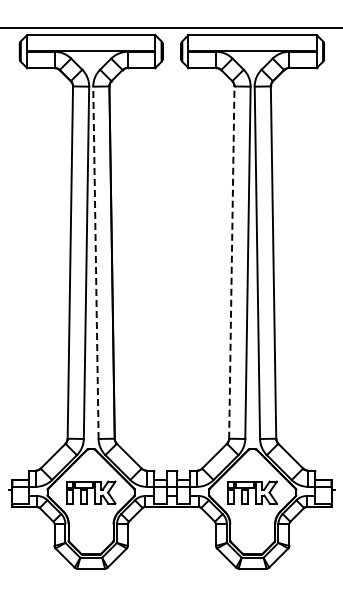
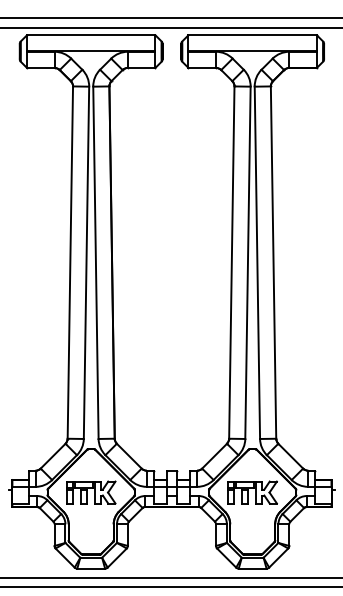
line: none -> present (170, 17)
line: dashed -> solid (95, 262)
line: dashed -> solid (231, 262)
line: none -> present (170, 578)
line: none -> present (170, 586)
